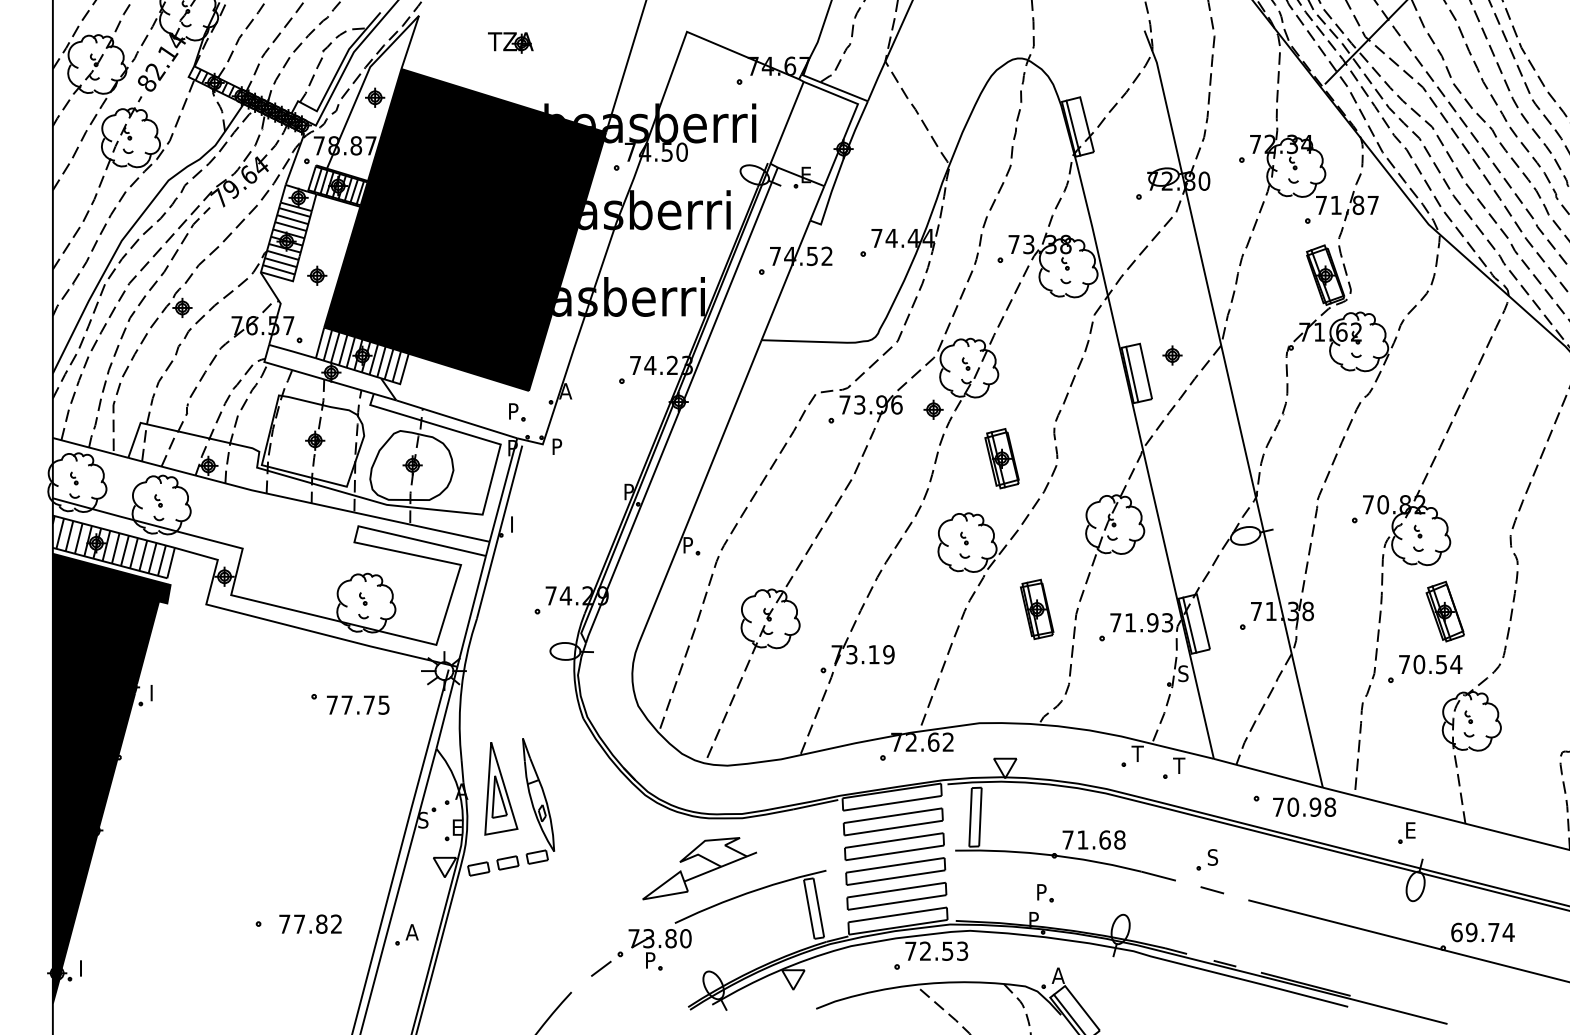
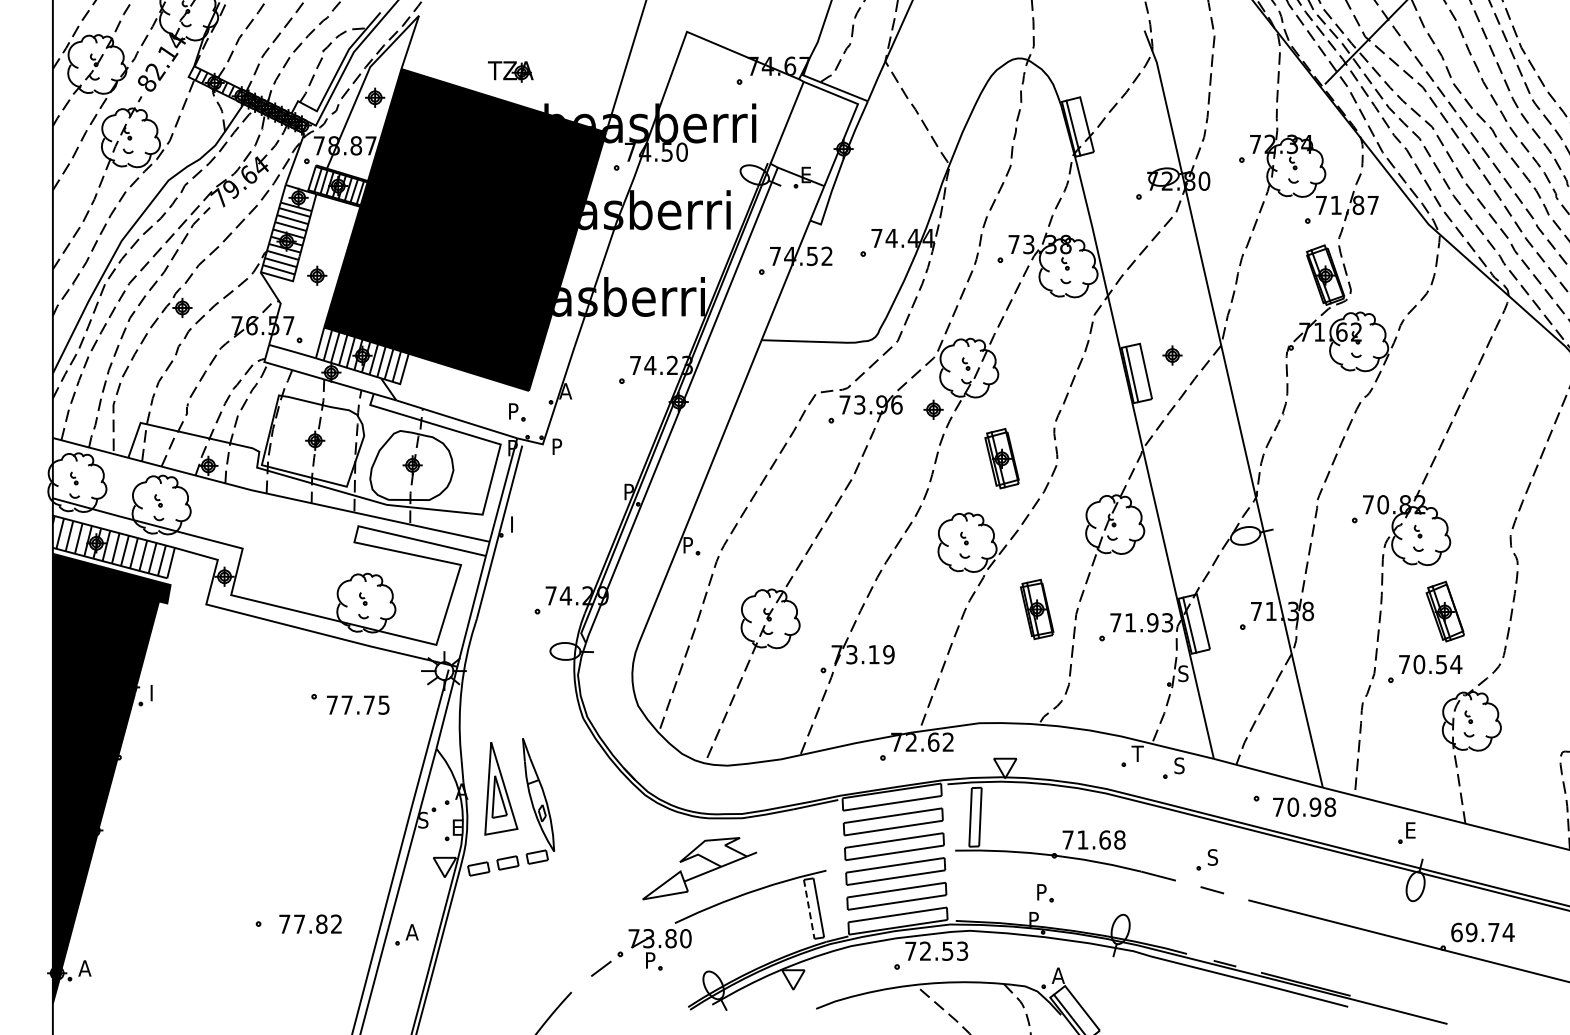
part position: (510, 42) -> (510, 71) (510, 71)
text: T -> S (1179, 765)
line: solid -> dashed (809, 909)
text: I -> A (84, 968)
